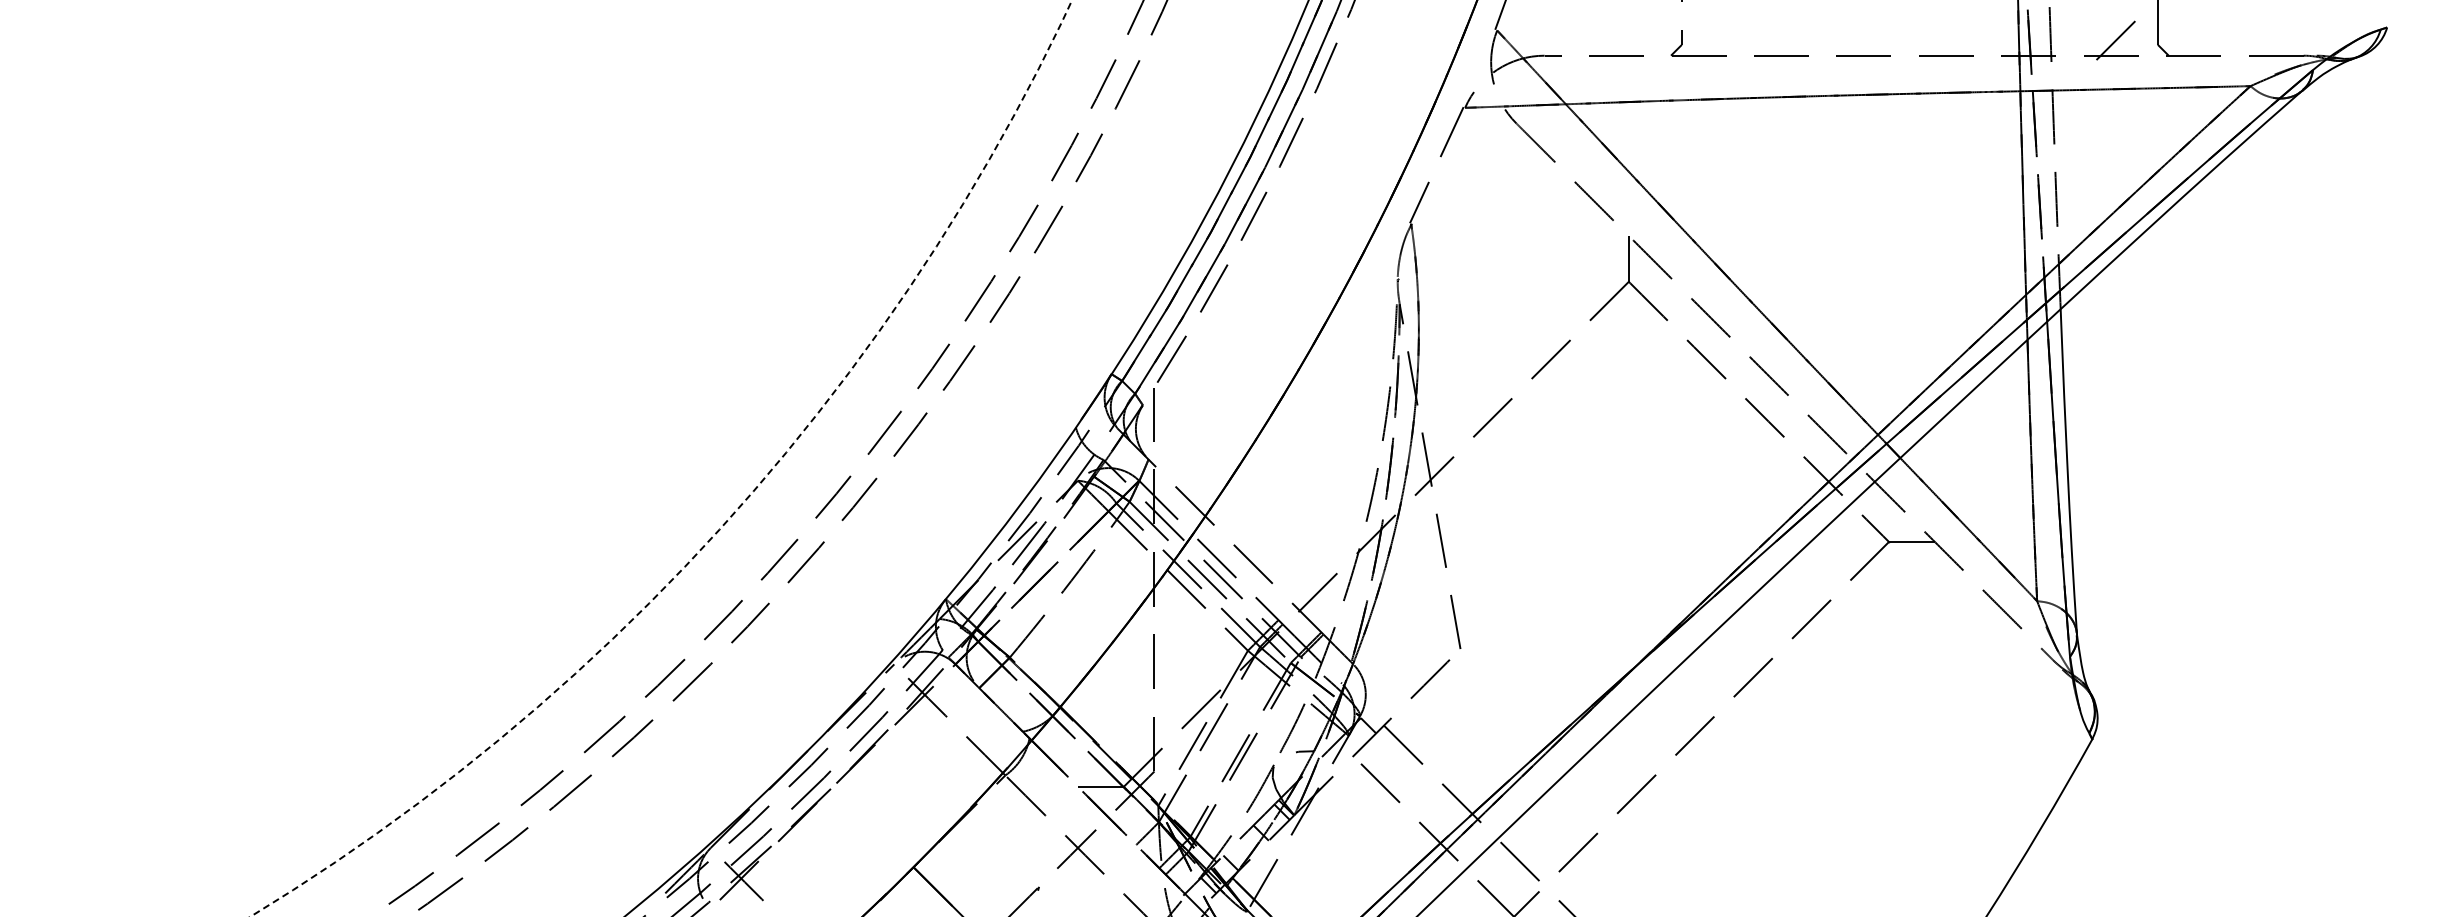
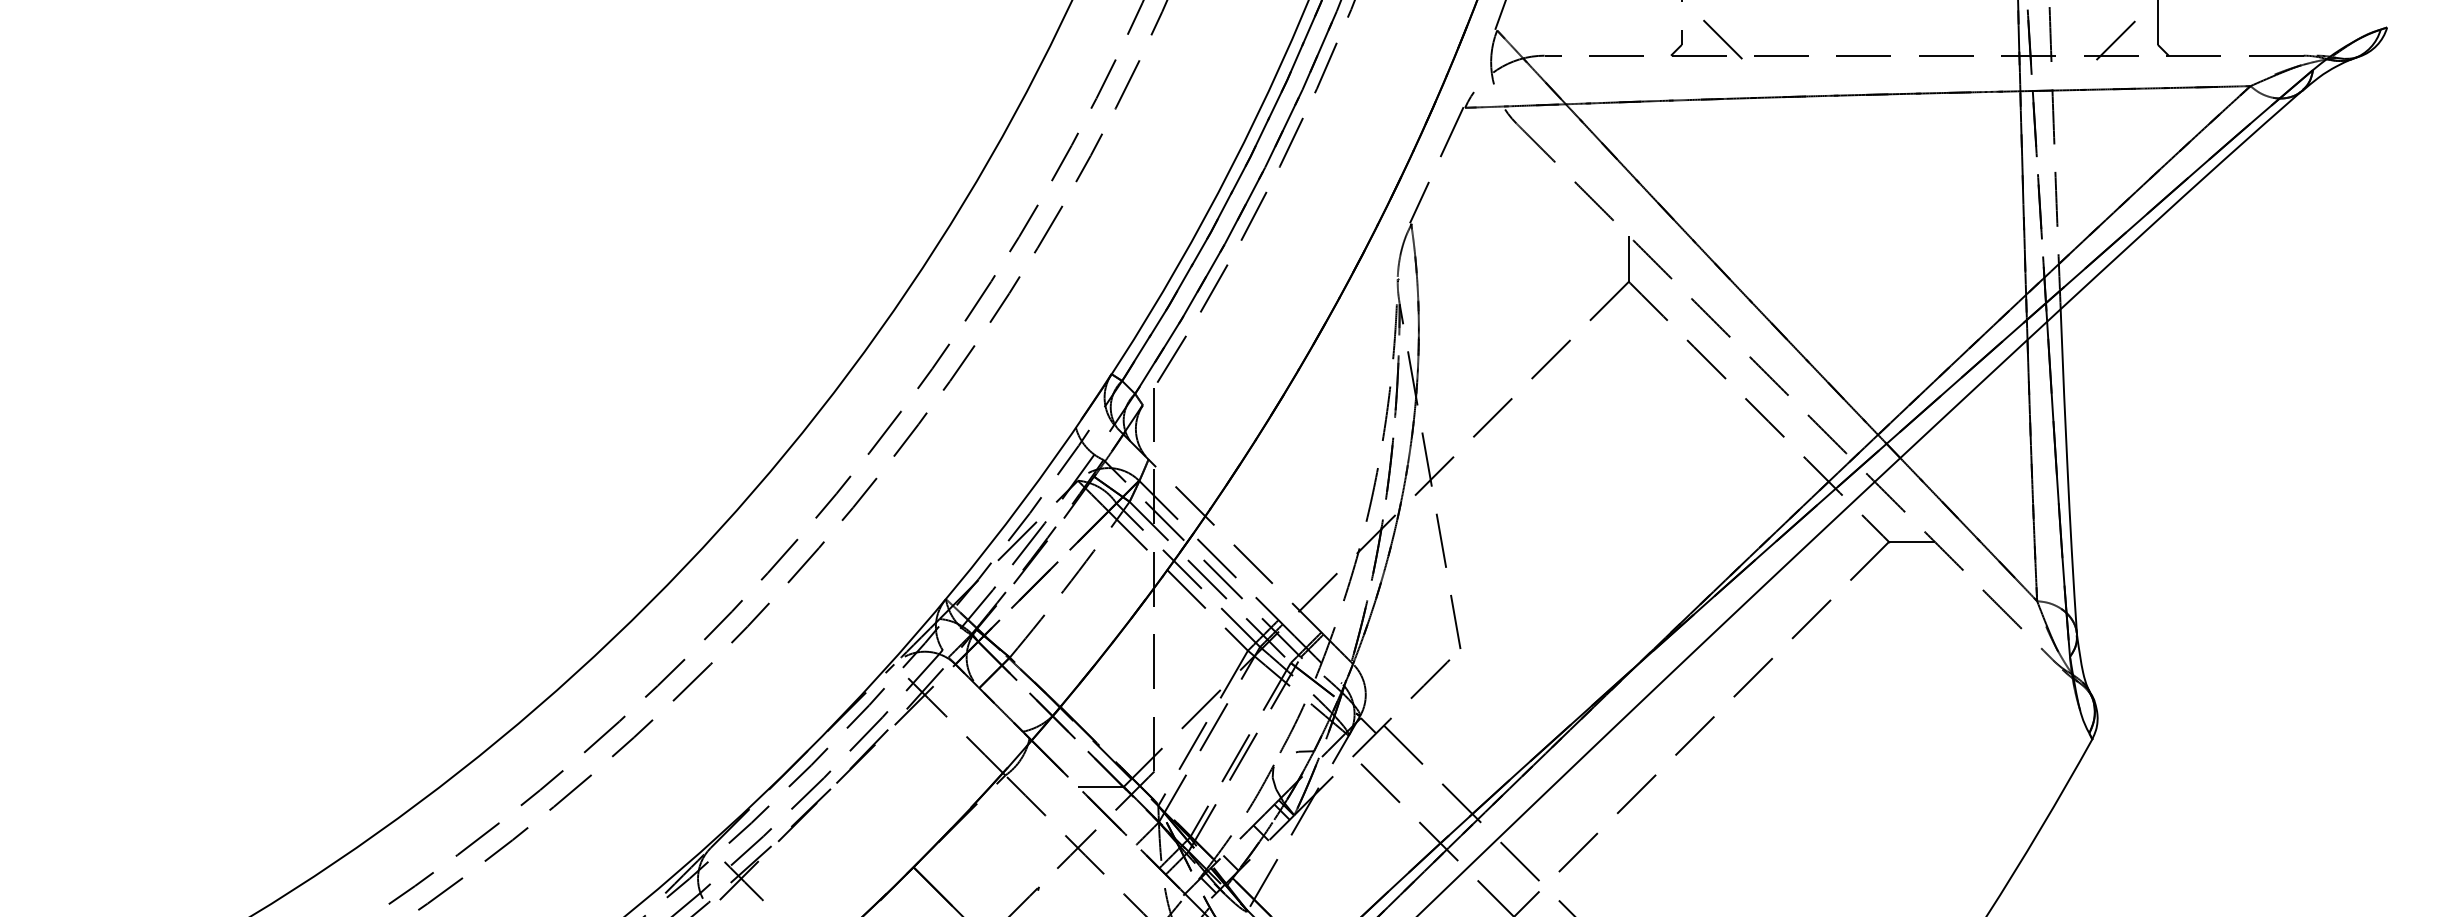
line: none -> present (1723, 40)
circle: dashed -> solid (660, 458)
